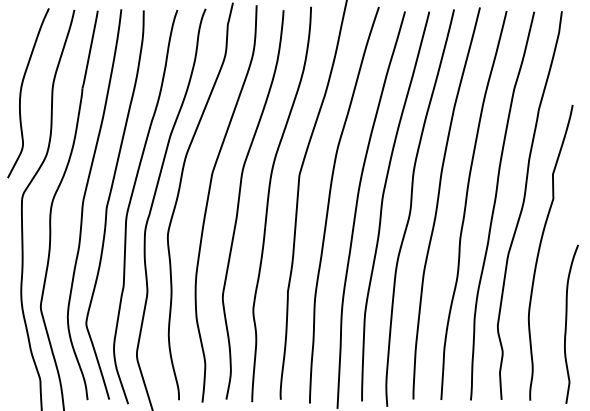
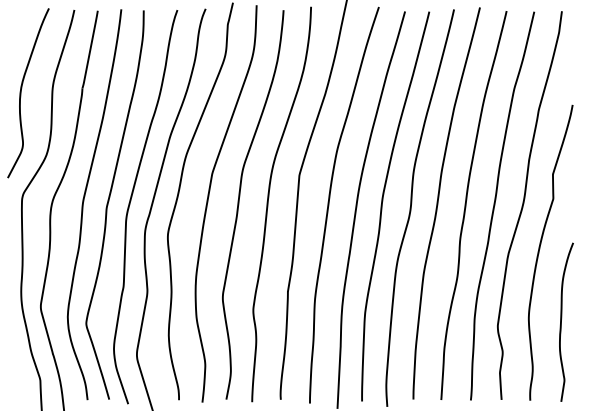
curve position: (567, 320) -> (562, 318) (562, 318)
